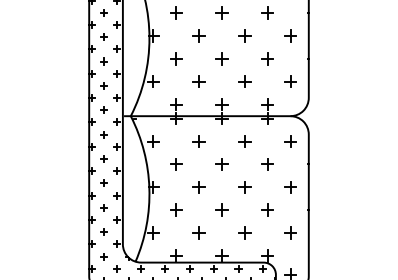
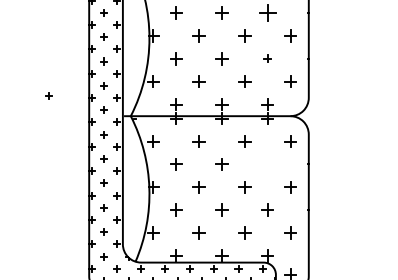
part size: 13x14 px -> 18x18 px (267, 12)
part size: 13x14 px -> 9x9 px (267, 58)
part: none -> present (48, 95)
part: present -> none (267, 164)
